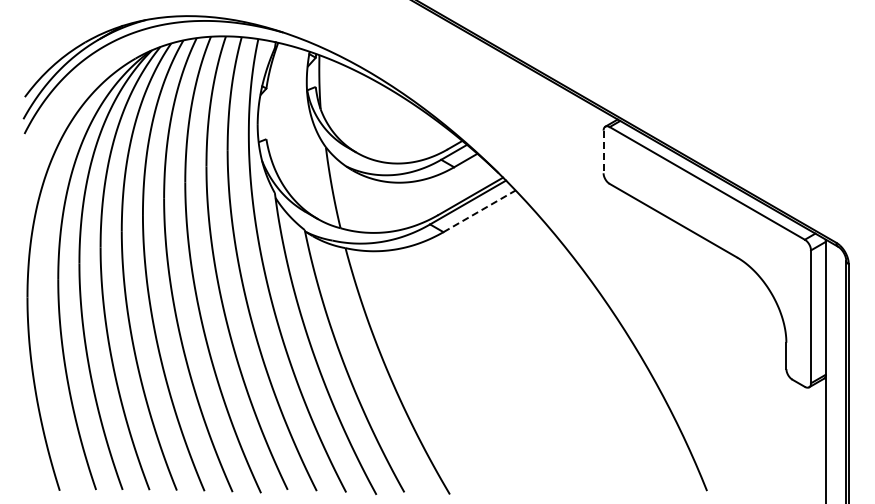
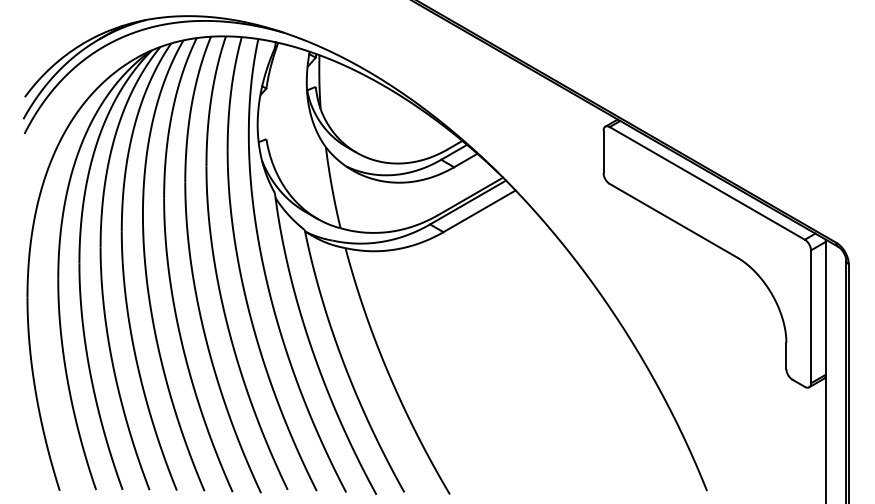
line: dashed -> solid (603, 152)
line: dashed -> solid (479, 211)
